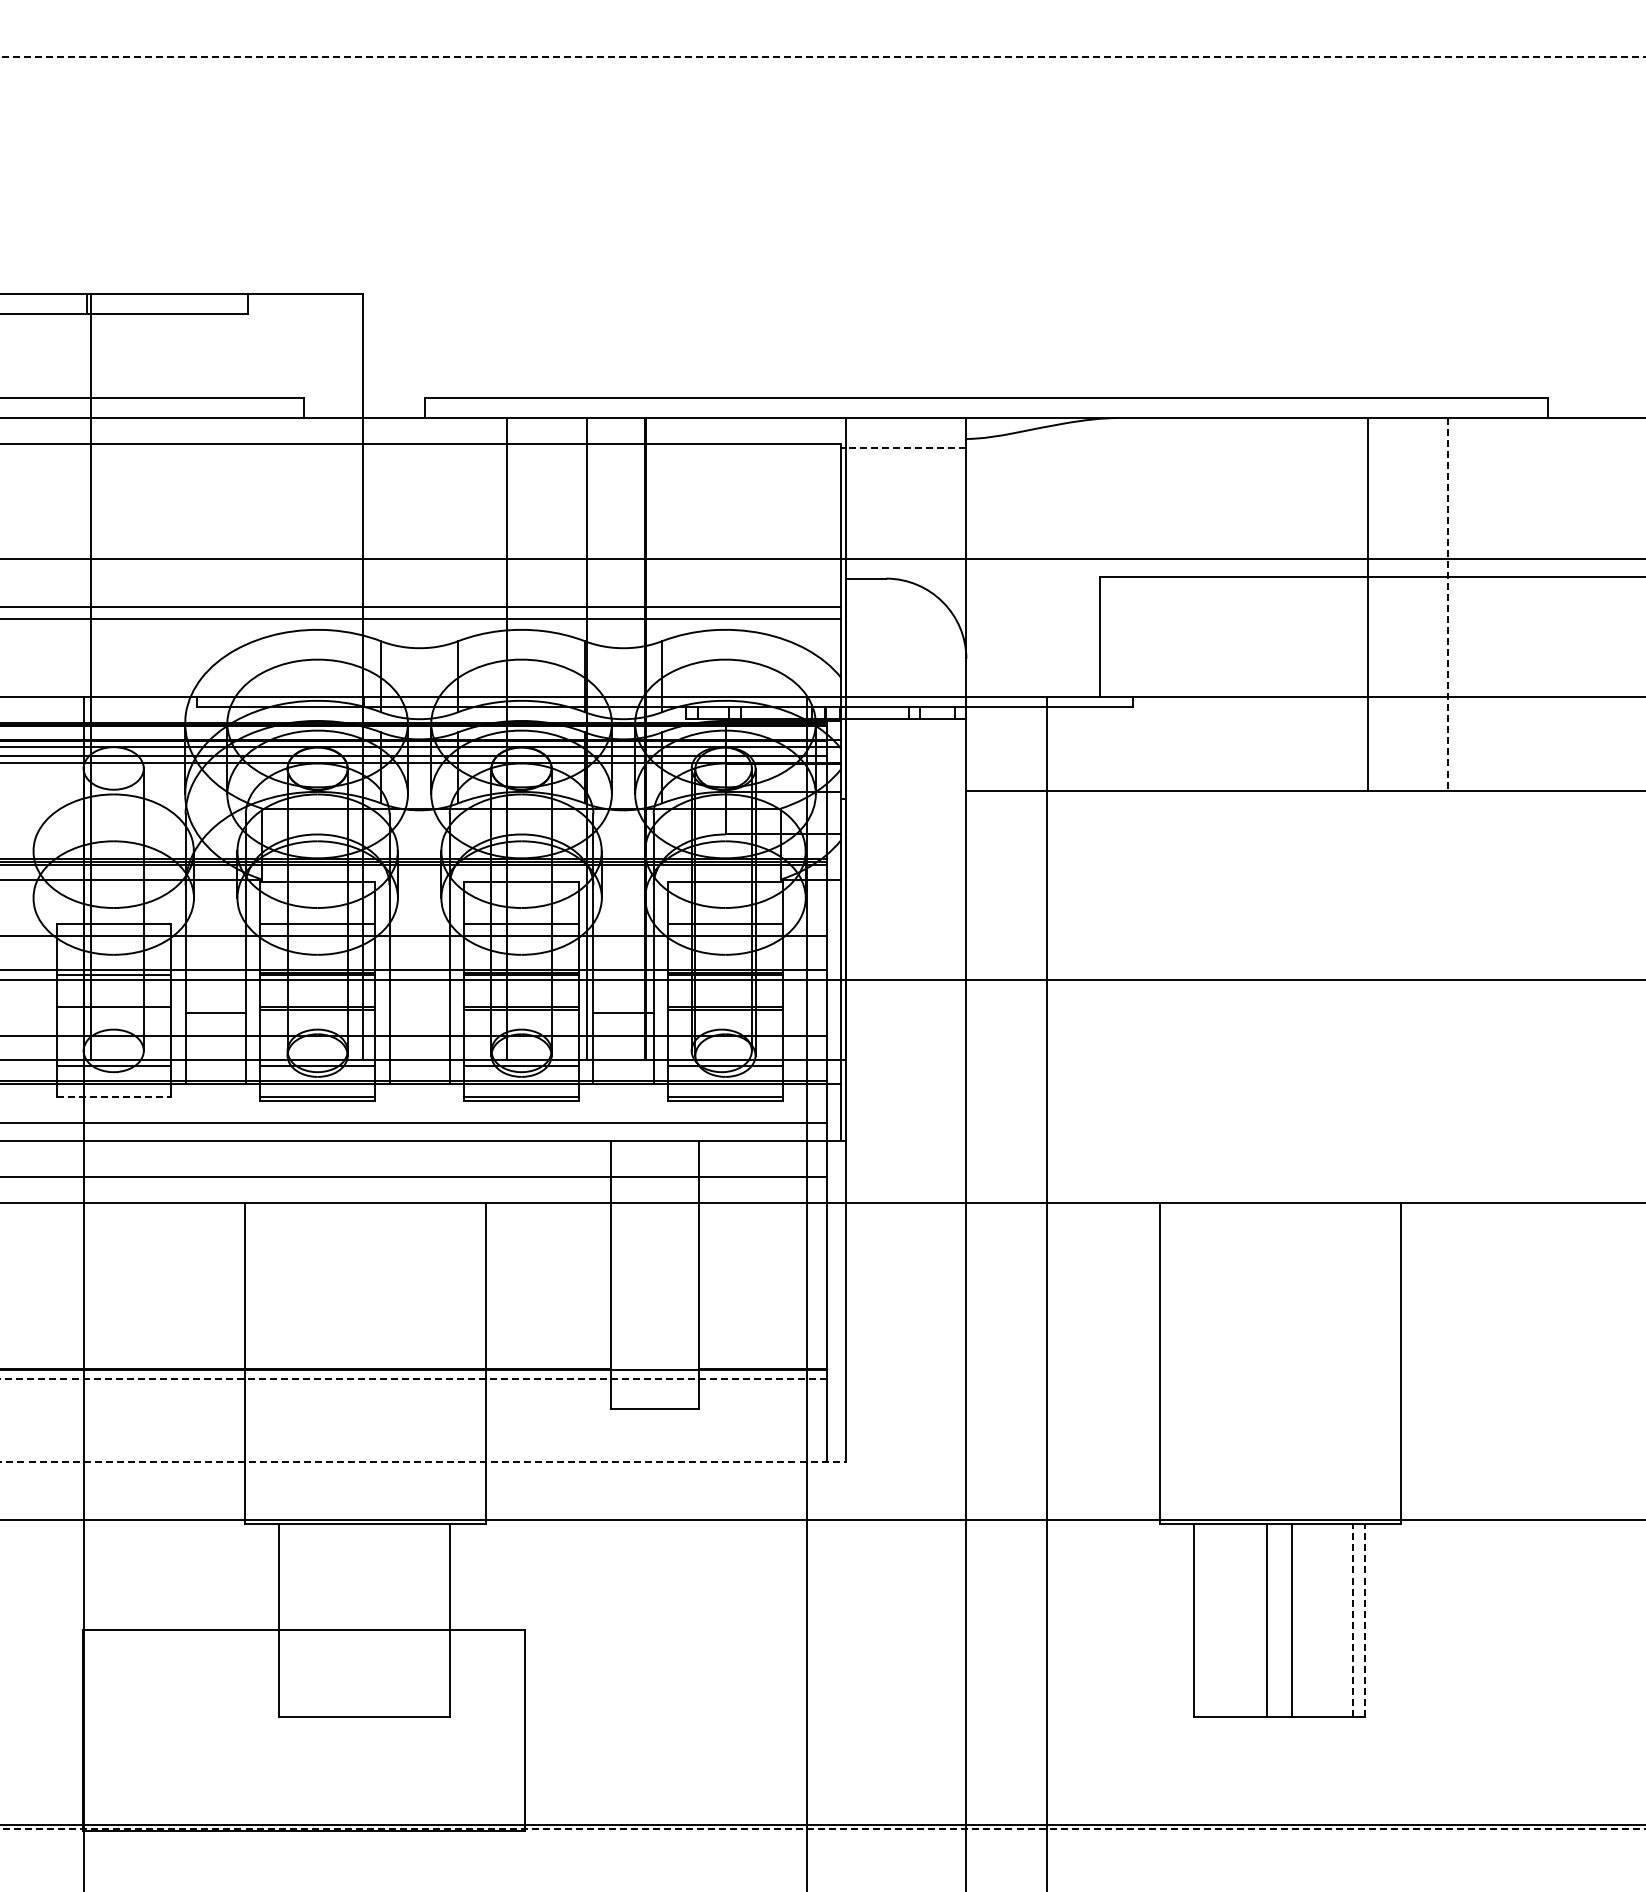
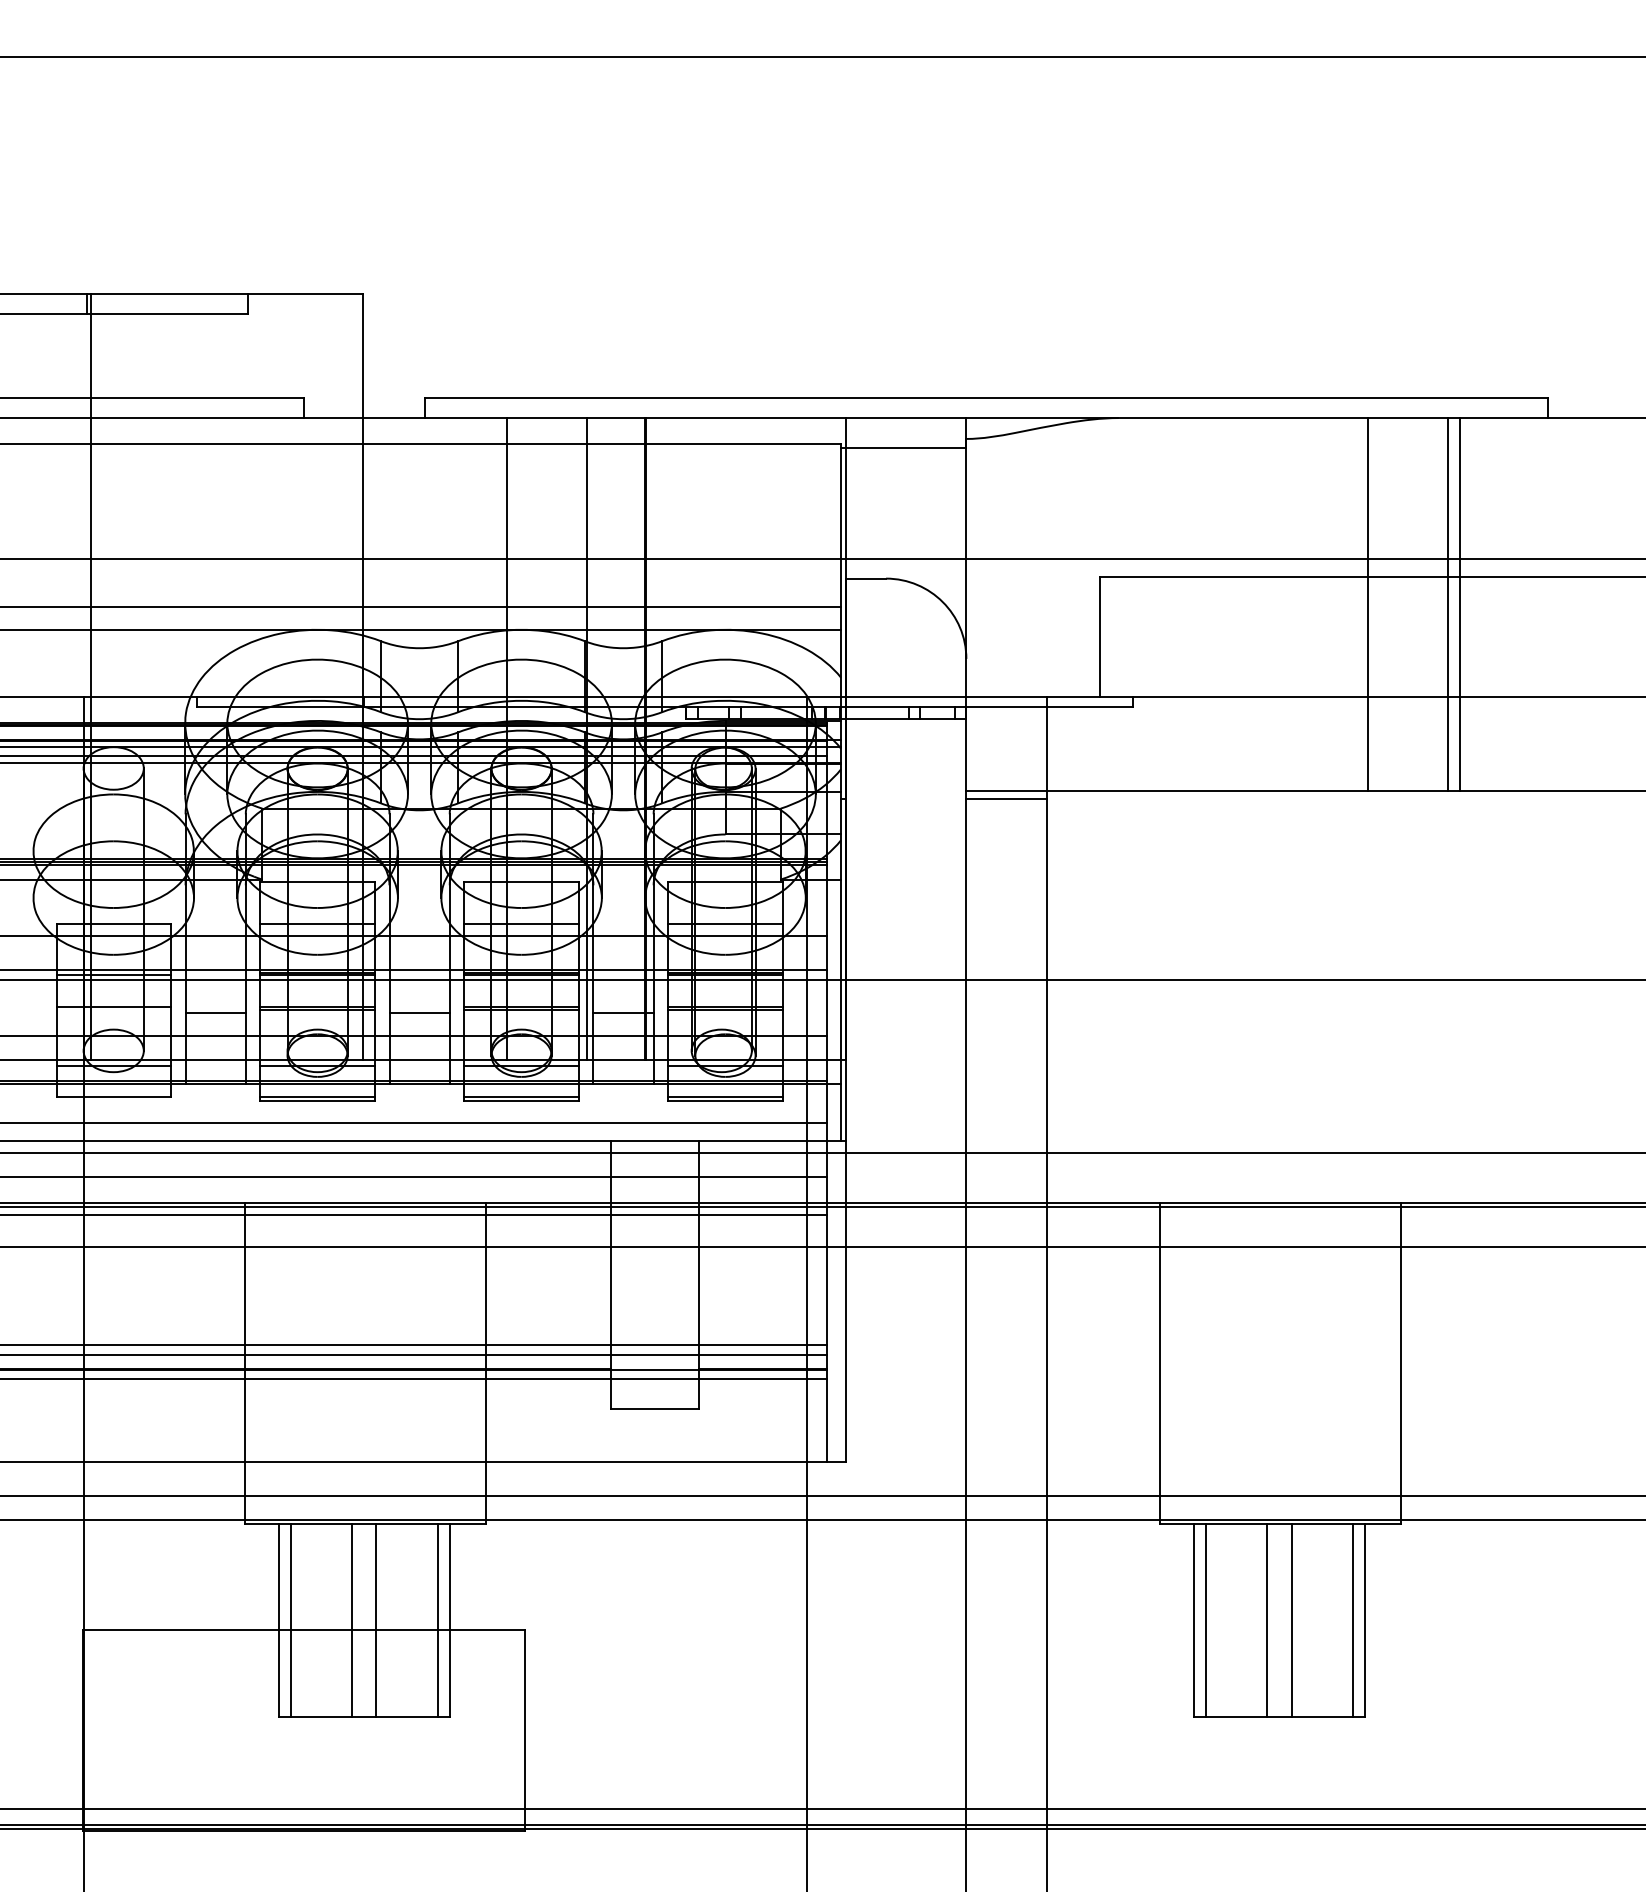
line: dashed -> solid (823, 56)
line: dashed -> solid (903, 448)
line: dashed -> solid (1448, 604)
line: none -> present (1460, 604)
line position: (421, 618) -> (421, 629) (421, 629)
line: none -> present (1006, 798)
line: none -> present (419, 1013)
line: dashed -> solid (114, 1097)
line: none -> present (822, 1152)
line: none -> present (822, 1206)
line: none -> present (414, 1215)
line: none -> present (822, 1247)
line: none -> present (414, 1345)
line: none -> present (414, 1354)
line: dashed -> solid (413, 1379)
line: dashed -> solid (422, 1461)
line: none -> present (822, 1495)
line: none -> present (290, 1619)
line: none -> present (352, 1619)
line: none -> present (376, 1619)
line: none -> present (437, 1619)
line: none -> present (1205, 1619)
line: dashed -> solid (1353, 1619)
line: dashed -> solid (1365, 1619)
line: none -> present (822, 1809)
line: dashed -> solid (822, 1829)
